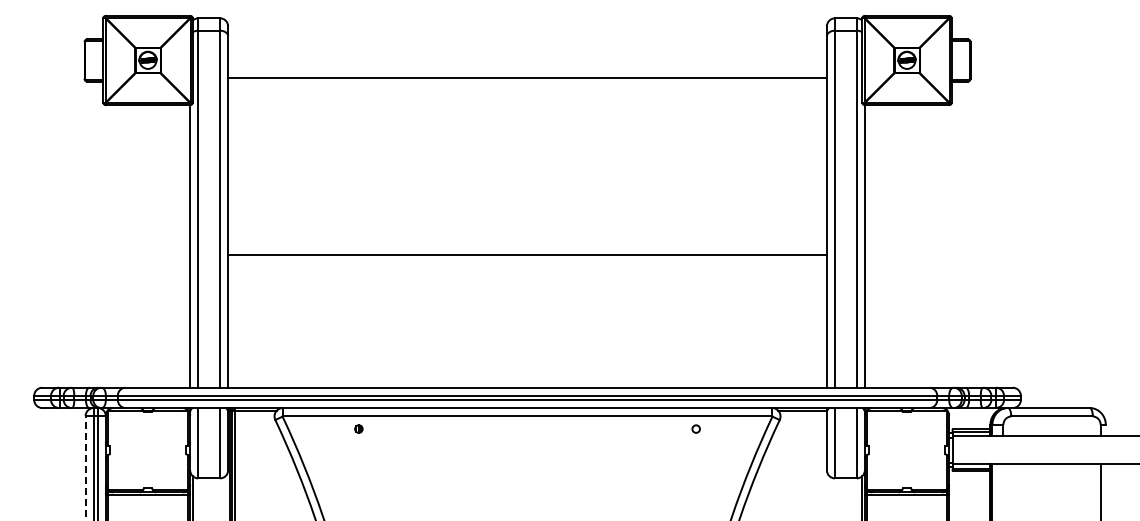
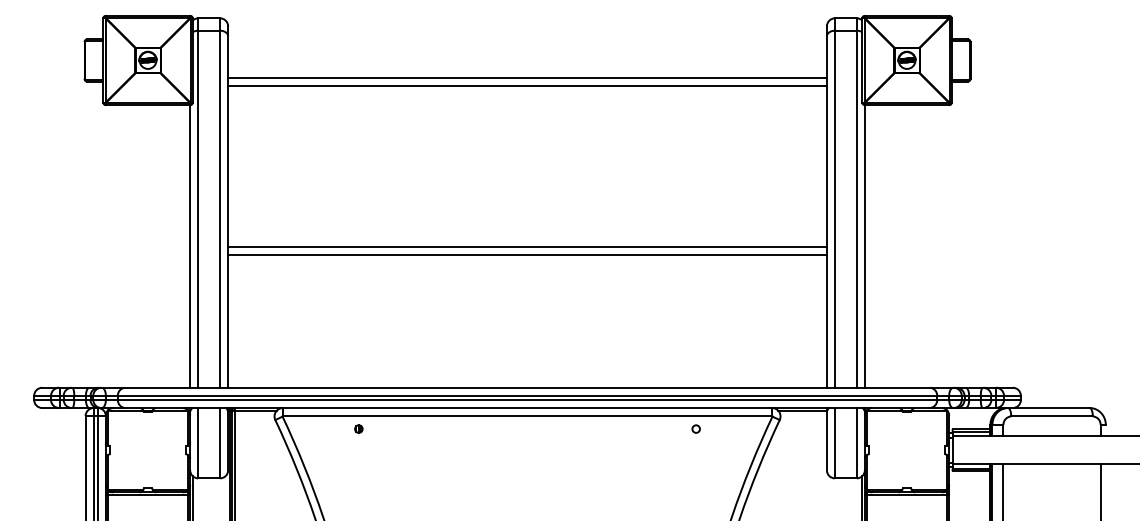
line: none -> present (527, 86)
line: none -> present (527, 246)
line: dashed -> solid (85, 467)
line: none -> present (1003, 490)
